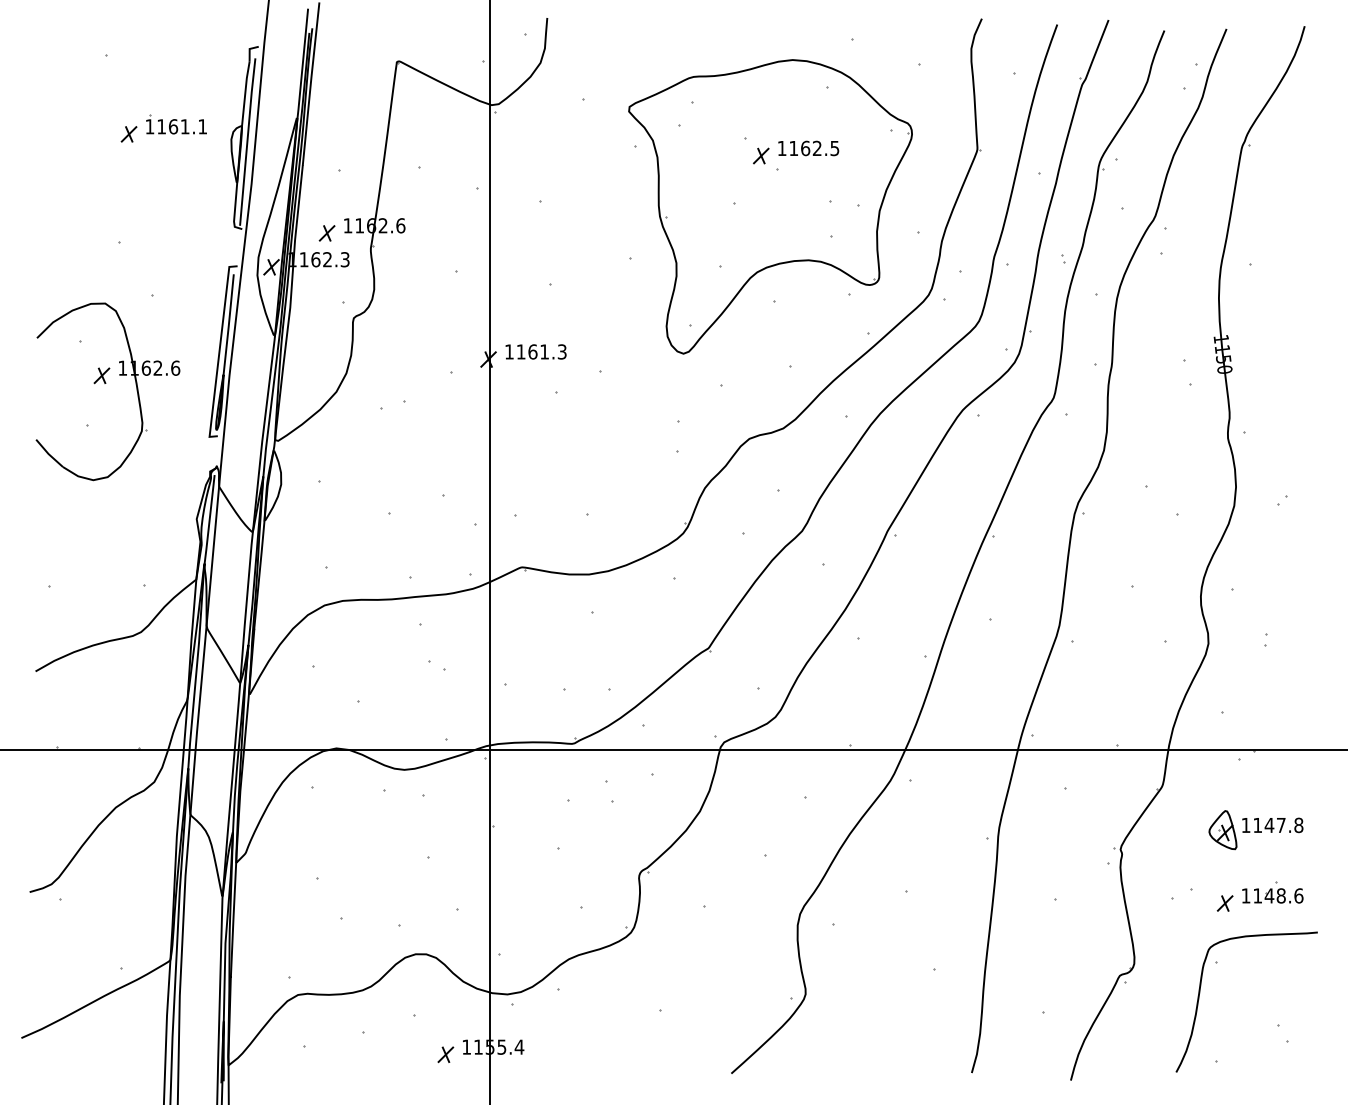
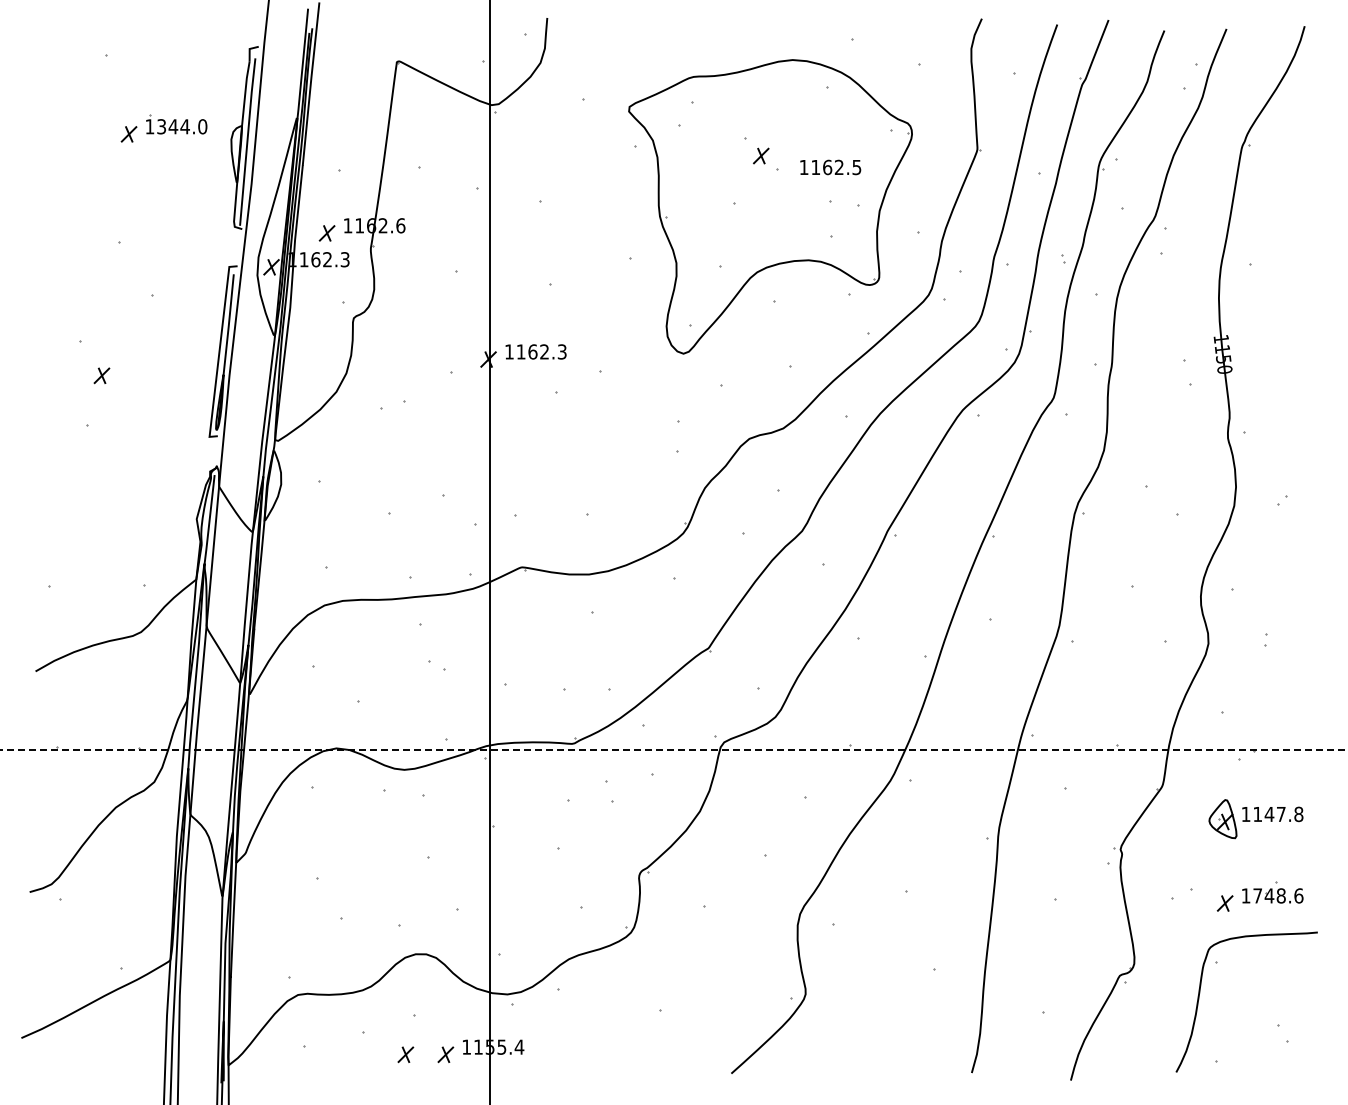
text: 1161.1 -> 1344.0 (182, 126)
text position: (808, 148) -> (830, 167) (830, 167)
text: 1161.3 -> 1162.3 (544, 351)
part: present -> none (119, 375)
line: solid -> dashed (674, 750)
part position: (1255, 830) -> (1255, 819) (1255, 819)
text: 1148.6 -> 1748.6 (1257, 895)
part: none -> present (405, 1054)
